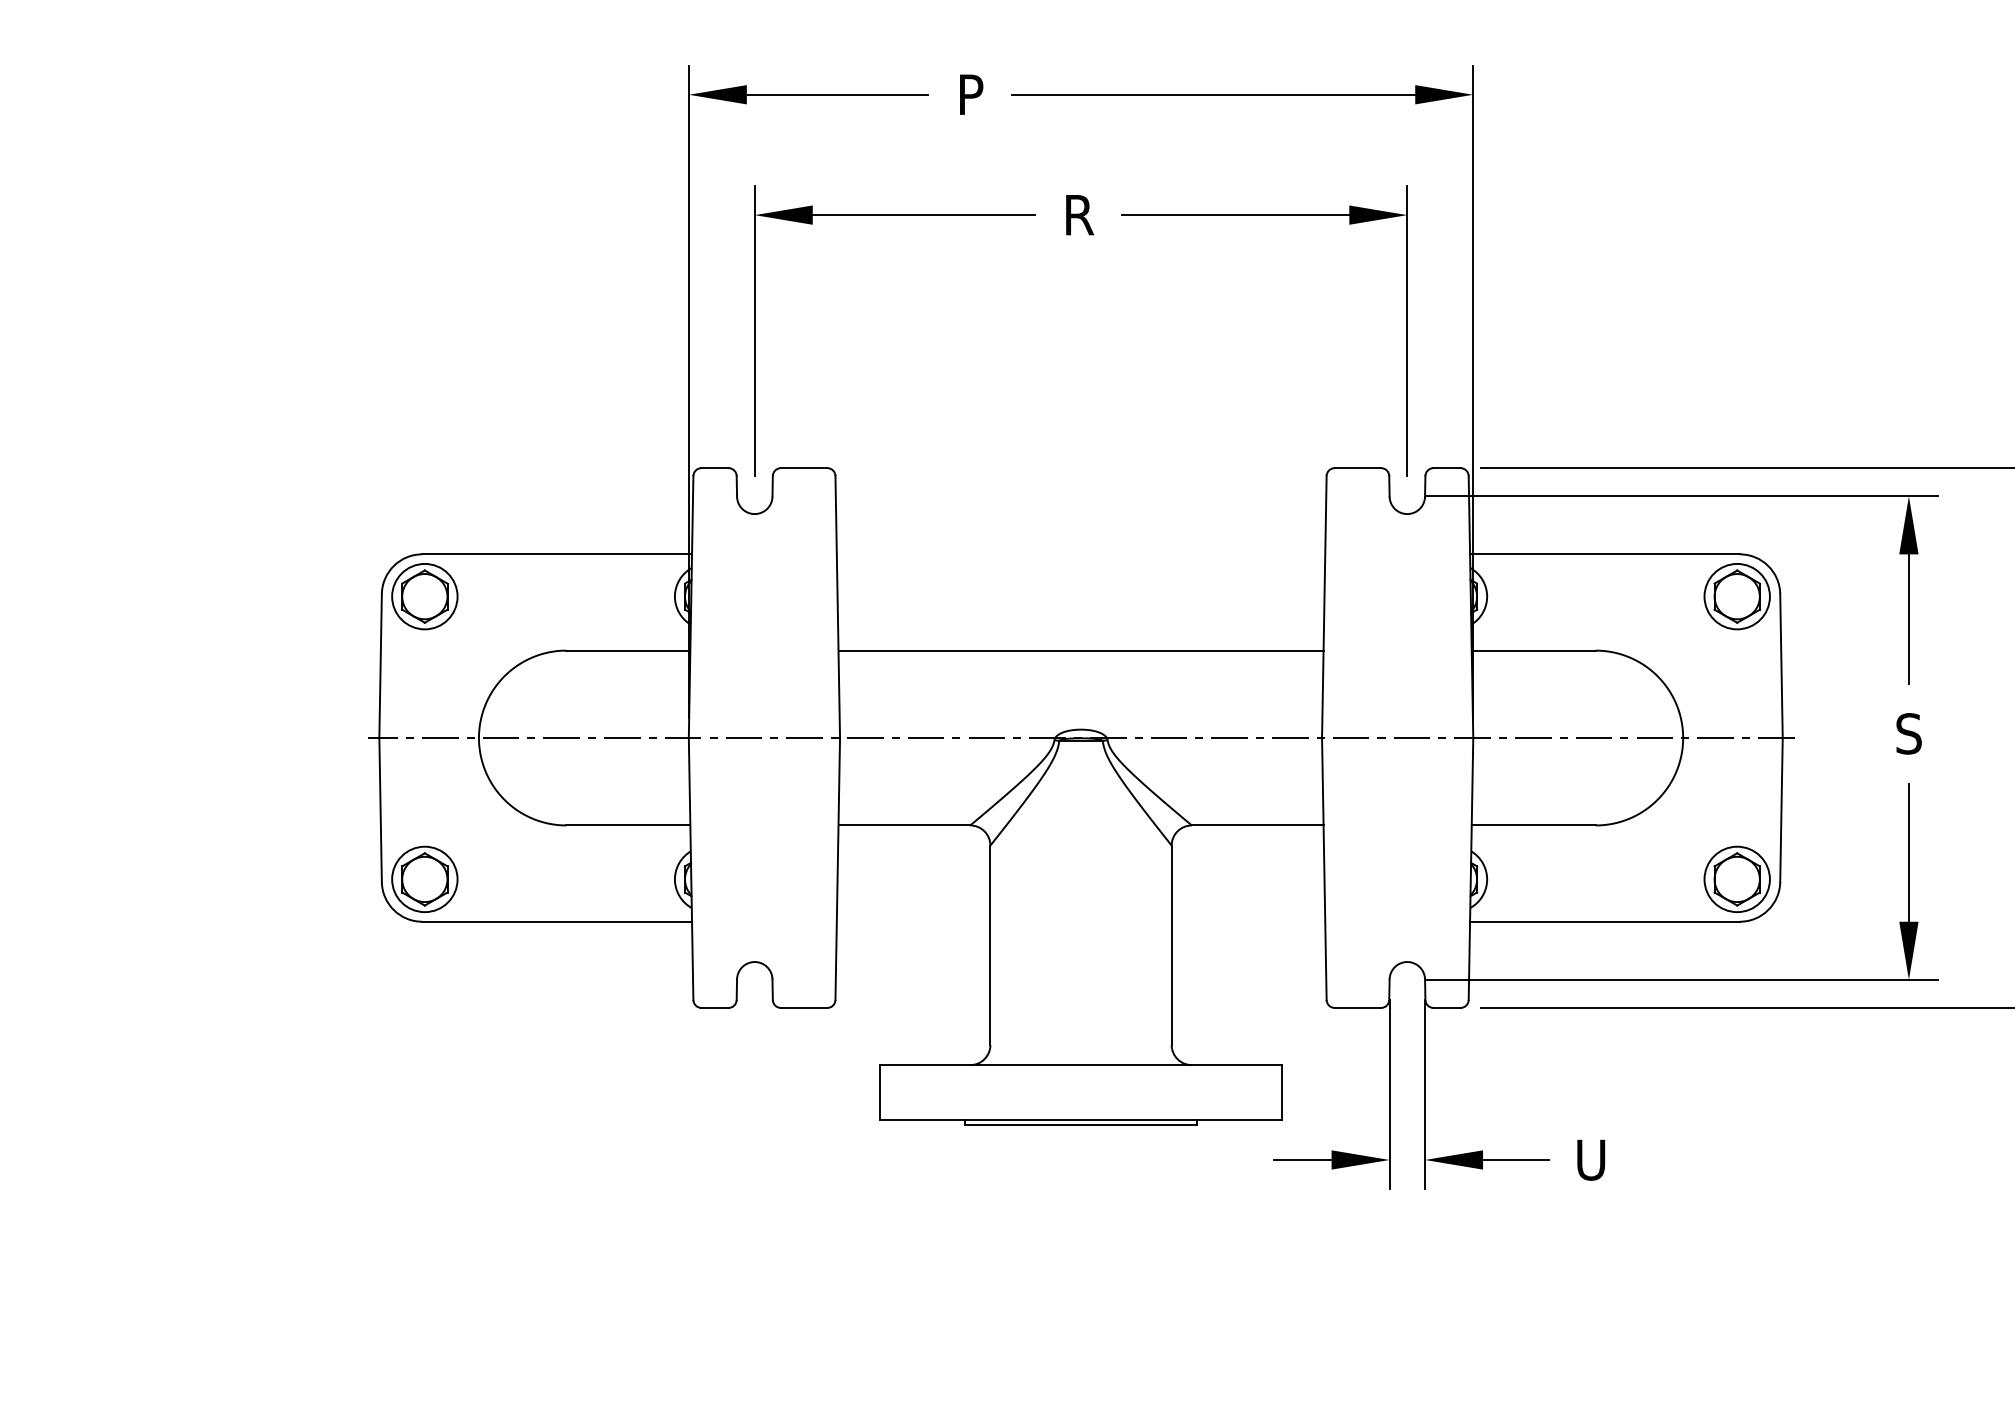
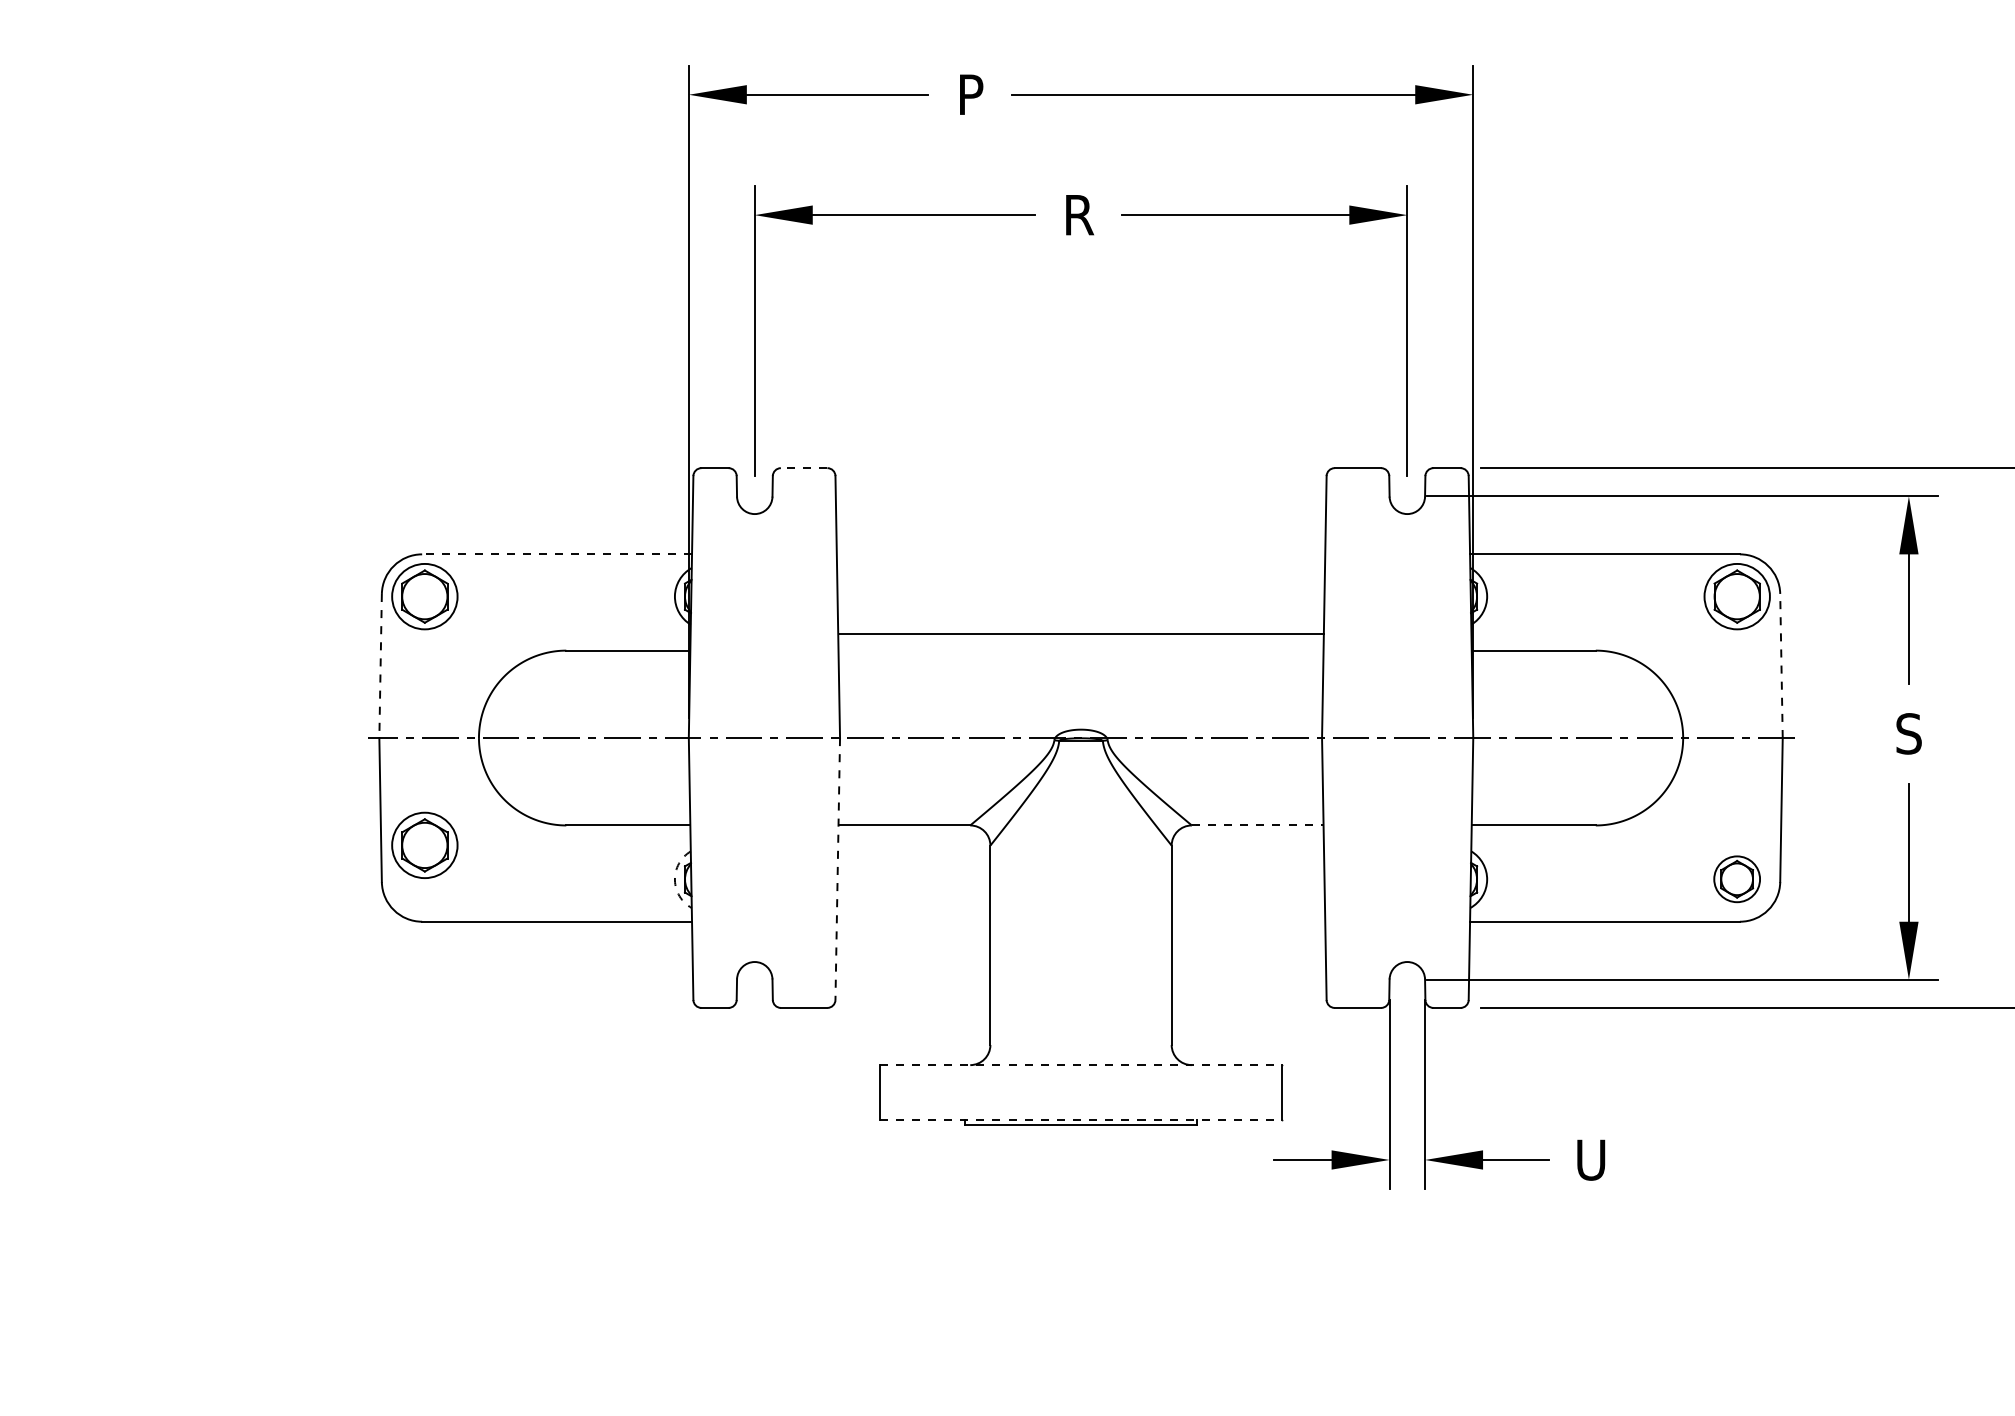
line: solid -> dashed (803, 468)
line: solid -> dashed (557, 554)
line position: (1080, 650) -> (1080, 633) (1080, 633)
line: solid -> dashed (1781, 665)
line: solid -> dashed (380, 666)
line: solid -> dashed (1257, 825)
line: solid -> dashed (837, 869)
part position: (424, 878) -> (424, 844) (424, 844)
part size: 68x68 px -> 48x49 px (1736, 879)
arc: solid -> dashed (674, 880)
line: solid -> dashed (1081, 1065)
line: solid -> dashed (1081, 1119)
